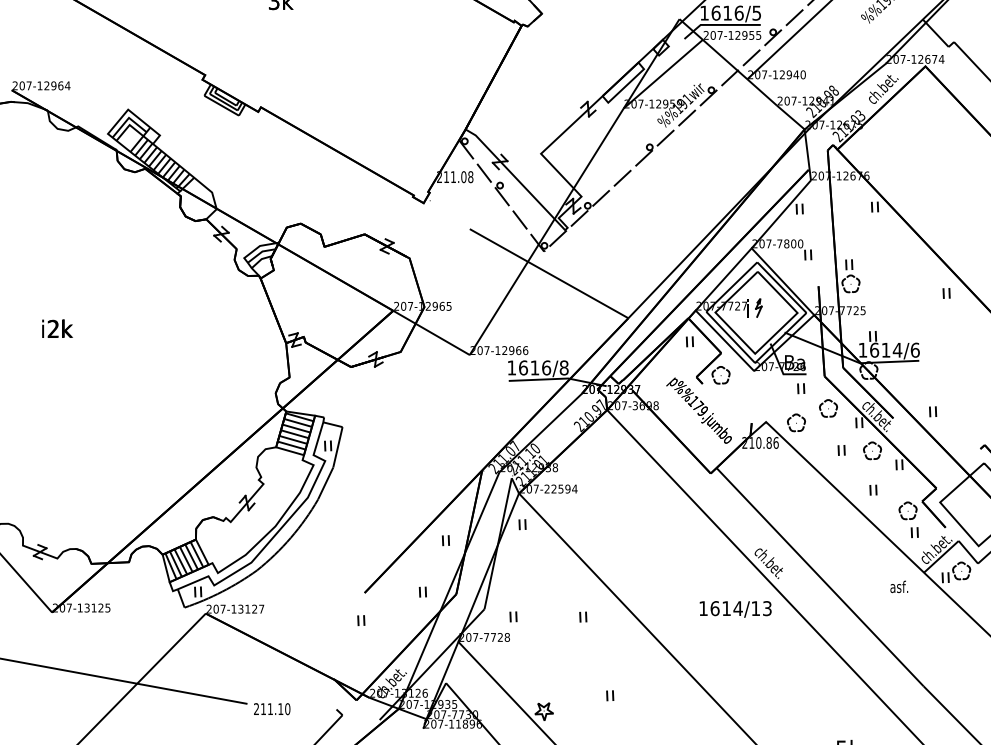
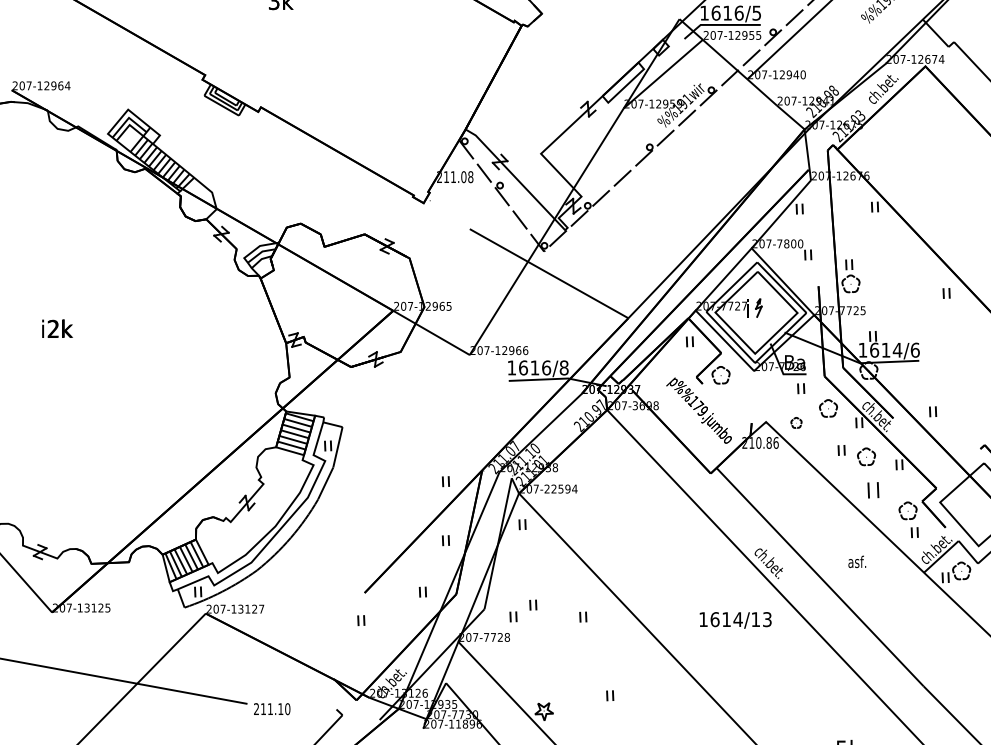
part size: 19x20 px -> 13x12 px (796, 422)
part position: (872, 450) -> (866, 456) (866, 456)
part: none -> present (445, 481)
part size: 9x12 px -> 13x17 px (873, 490)
text position: (899, 586) -> (857, 561) (857, 561)
part: none -> present (533, 604)
text position: (735, 609) -> (735, 620) (735, 620)
